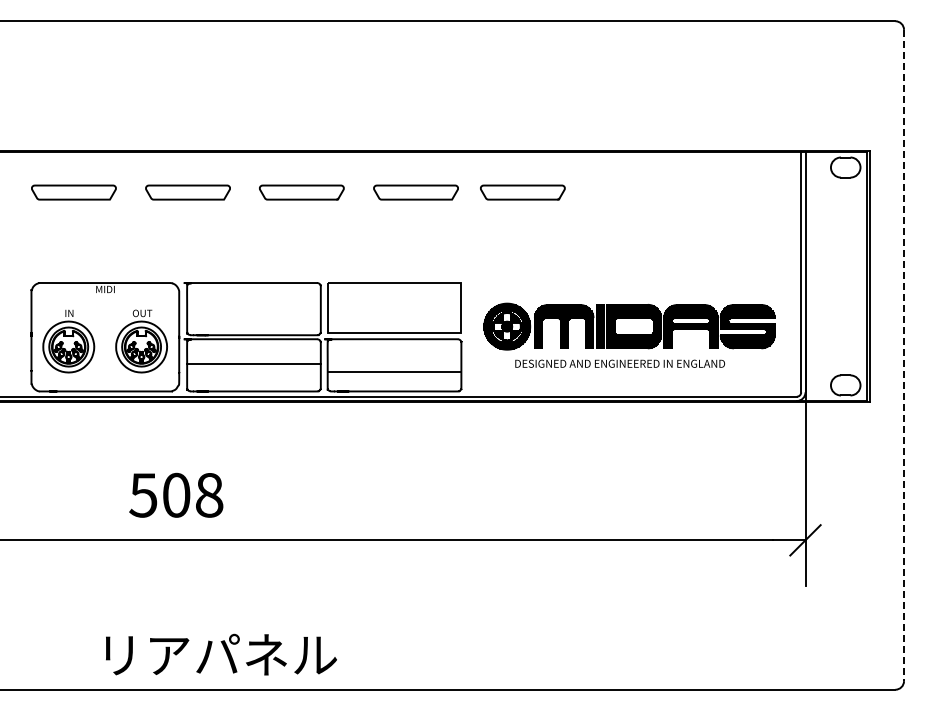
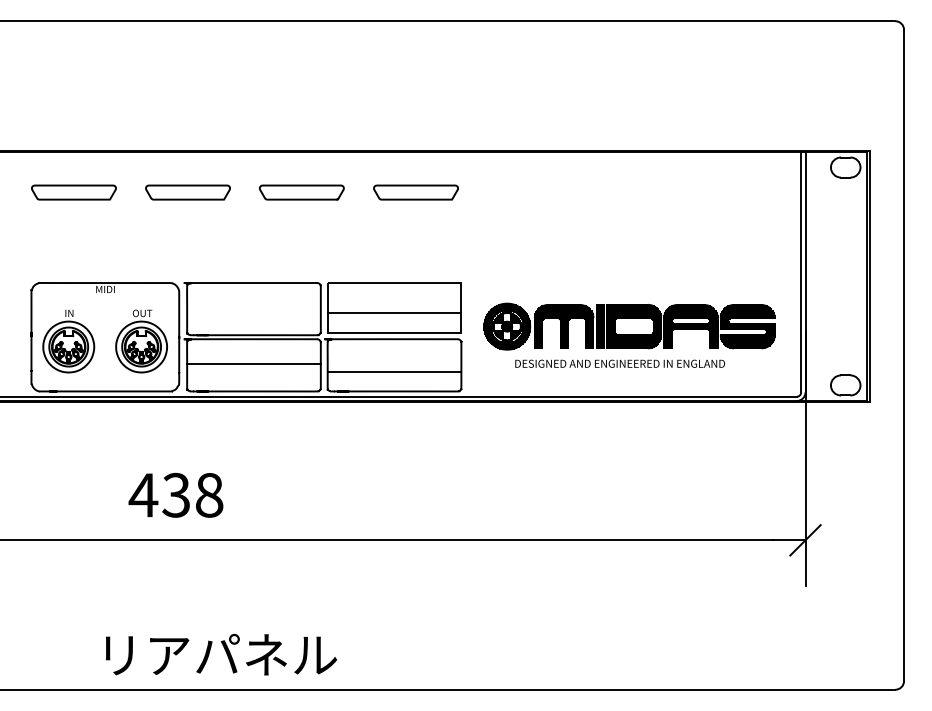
part: present -> none (522, 192)
line: none -> present (393, 313)
line: dashed -> solid (904, 355)
text: 508 -> 438 (159, 494)
